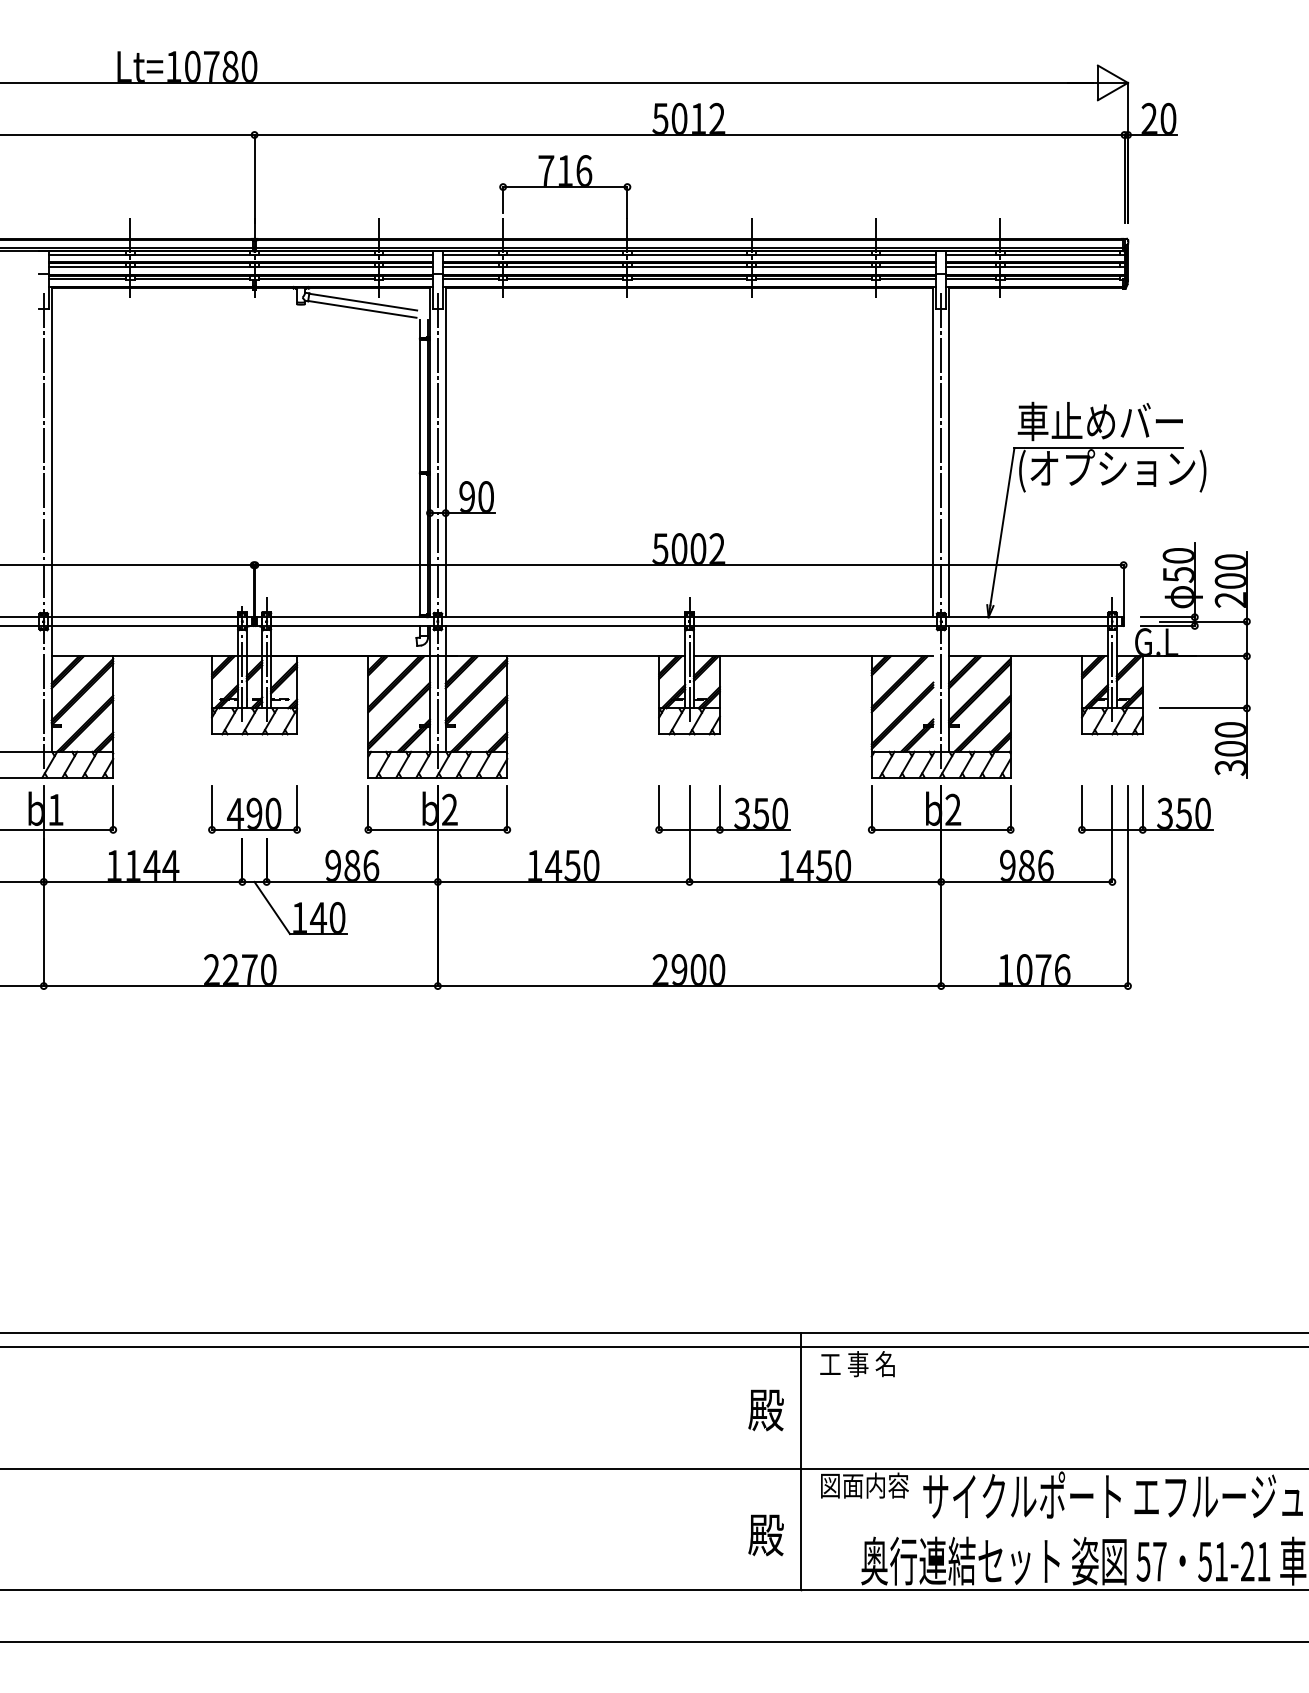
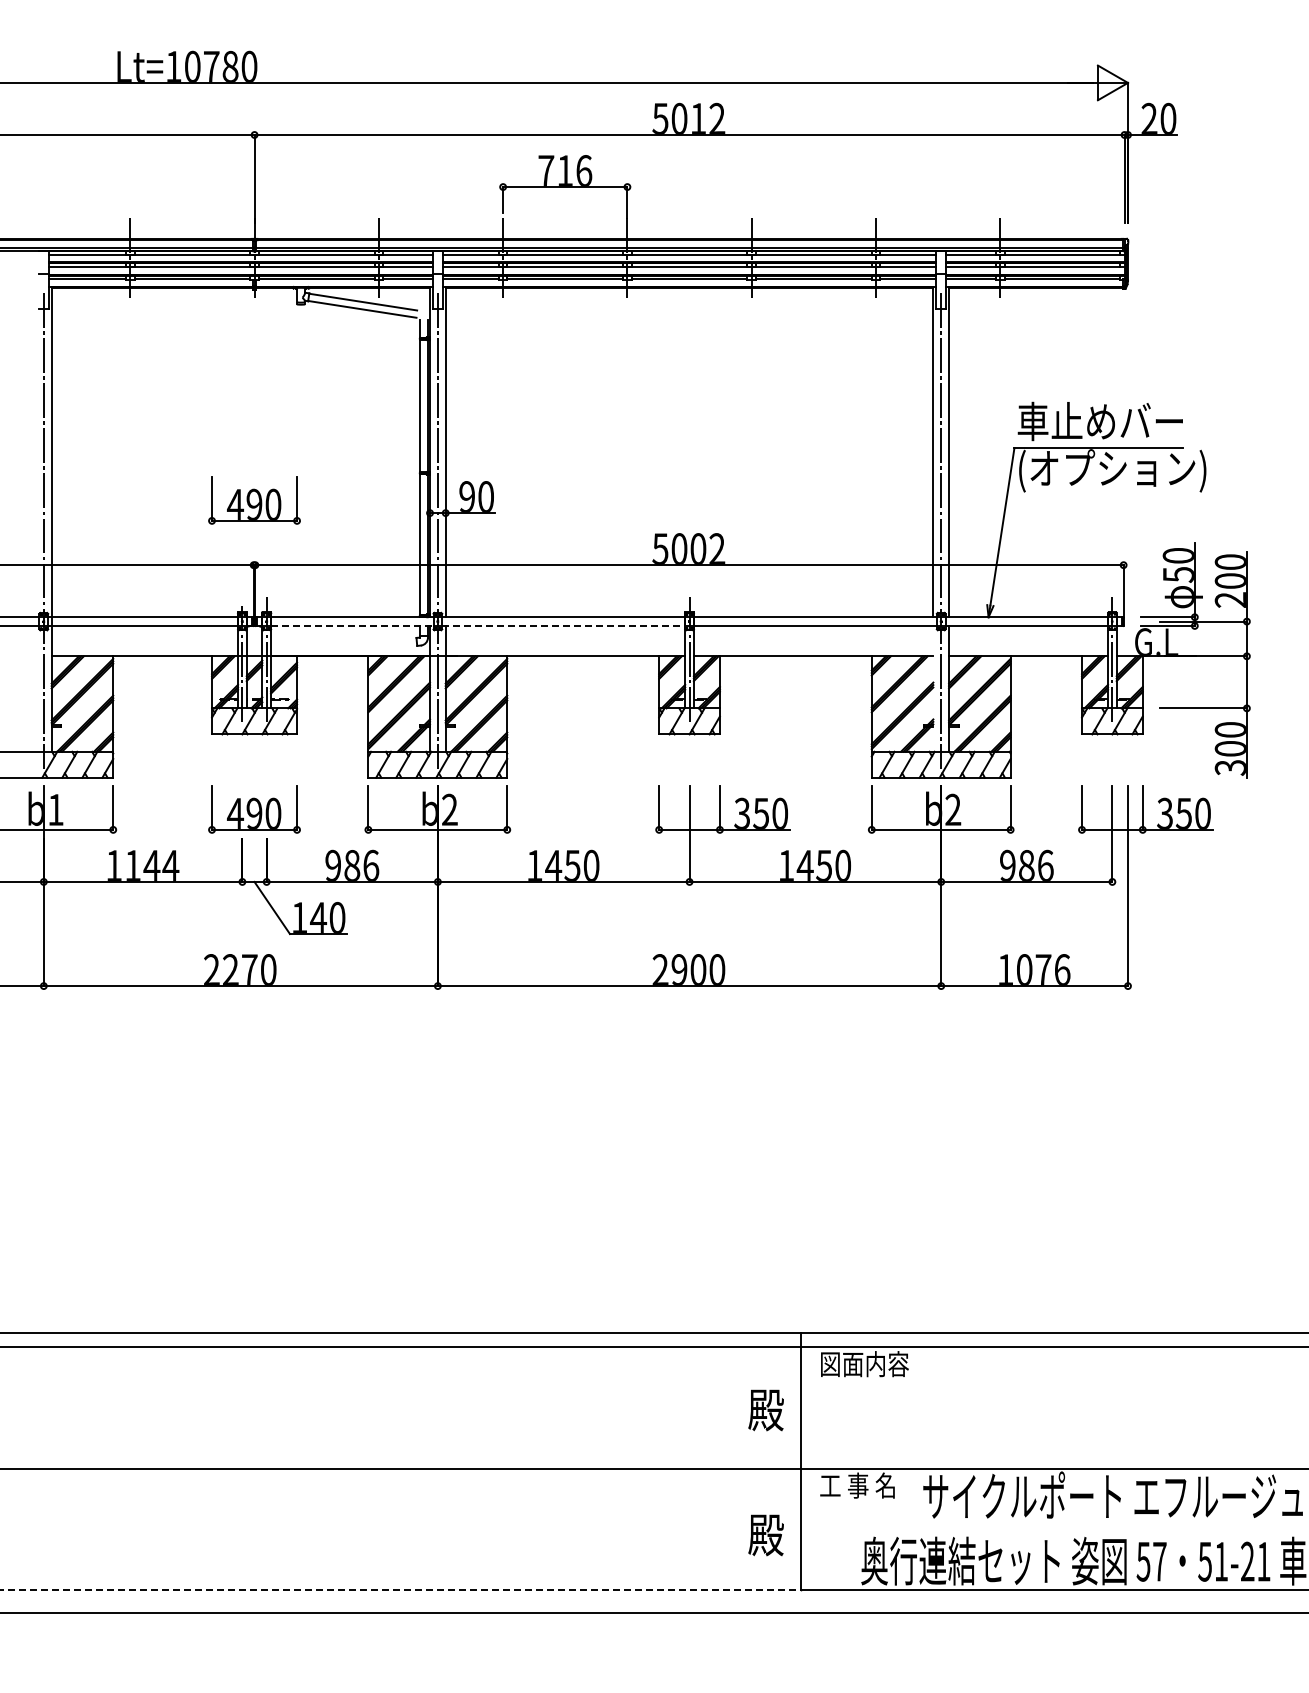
part: none -> present (254, 500)
line: solid -> dashed (352, 625)
line: solid -> dashed (563, 625)
text: 工 事 名 -> 図面内容 (864, 1364)
text: 図面内容 -> 工 事 名 (864, 1485)
line: solid -> dashed (400, 1590)
line position: (653, 1642) -> (653, 1613) (653, 1613)
